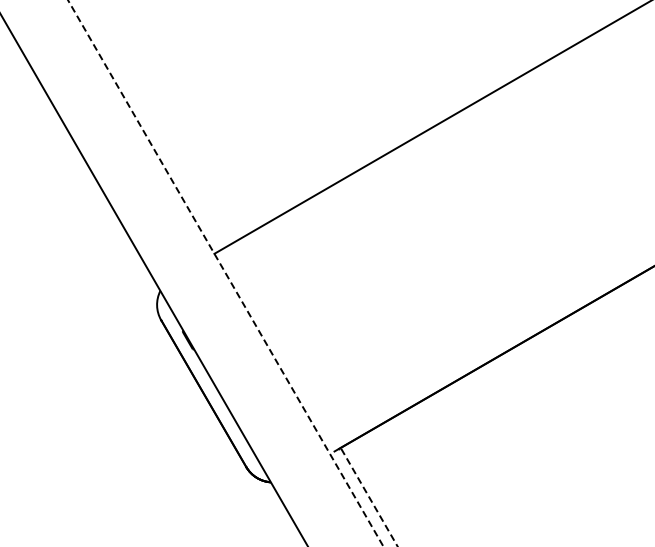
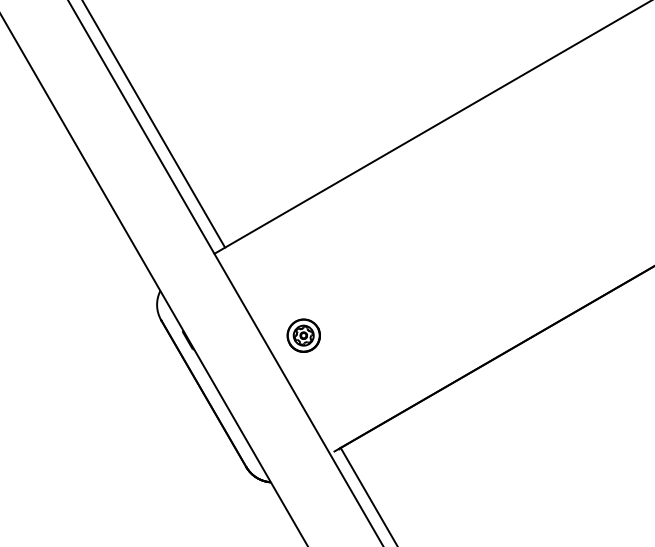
line: none -> present (154, 124)
line: dashed -> solid (225, 273)
part: none -> present (303, 335)
line: dashed -> solid (369, 496)
